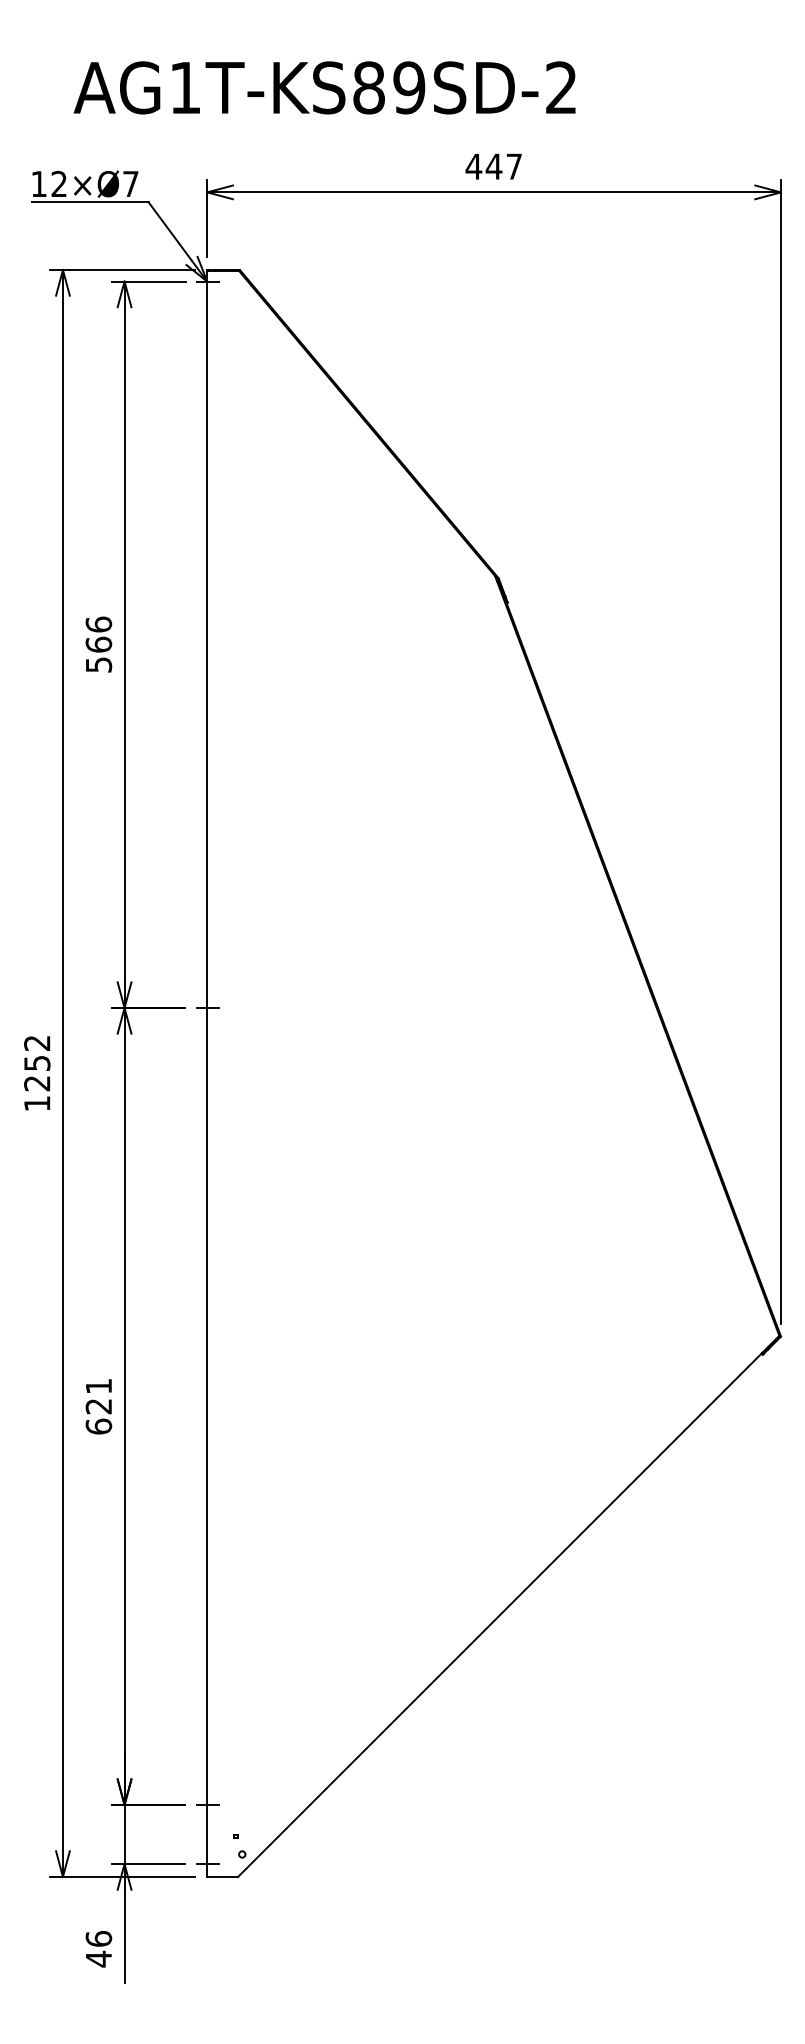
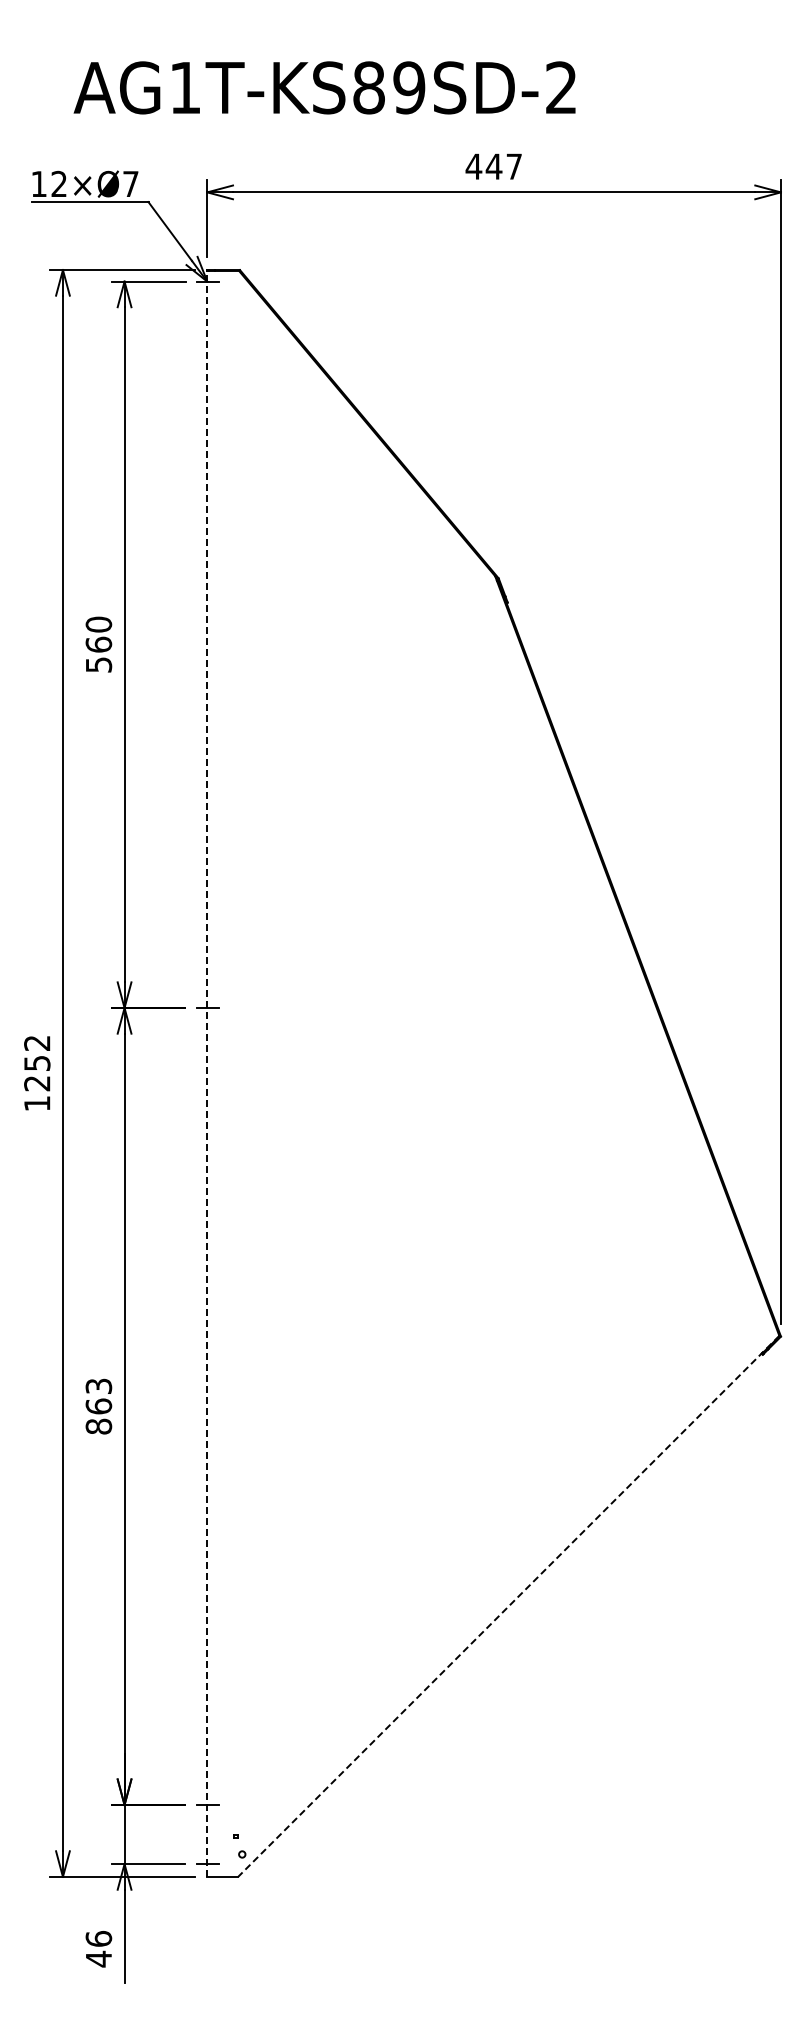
text: 566 -> 560 (98, 624)
line: solid -> dashed (207, 1074)
text: 621 -> 863 (98, 1406)
line: solid -> dashed (508, 1606)
